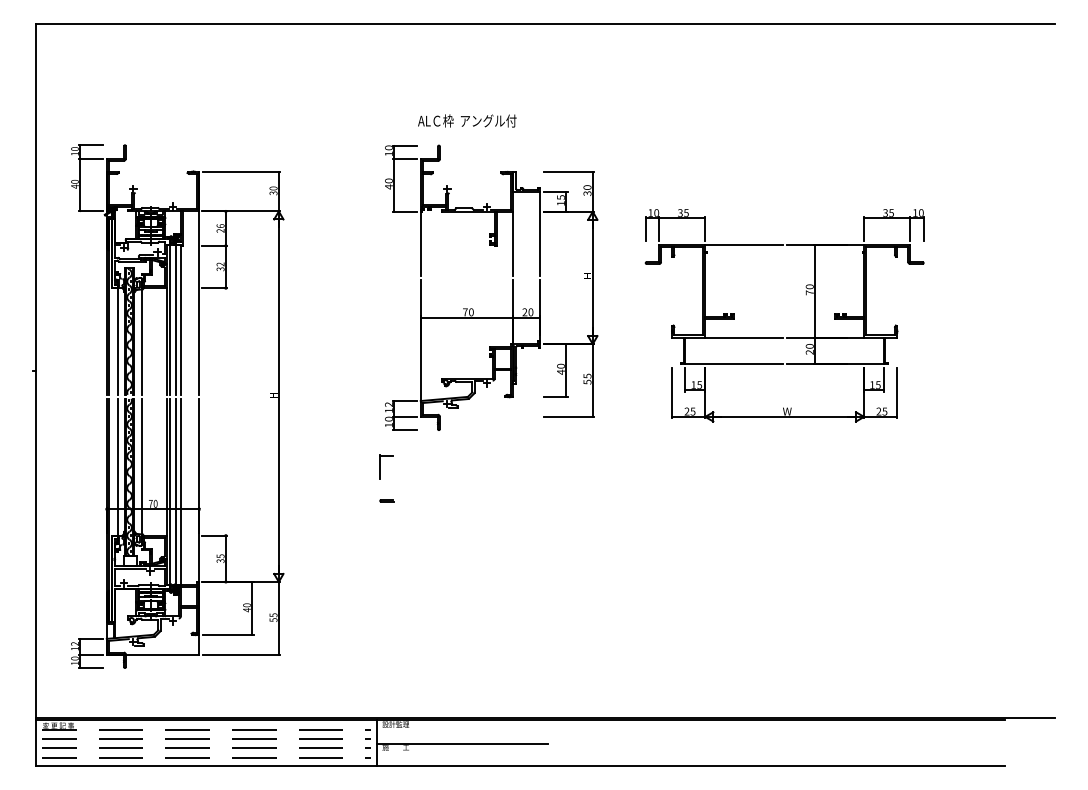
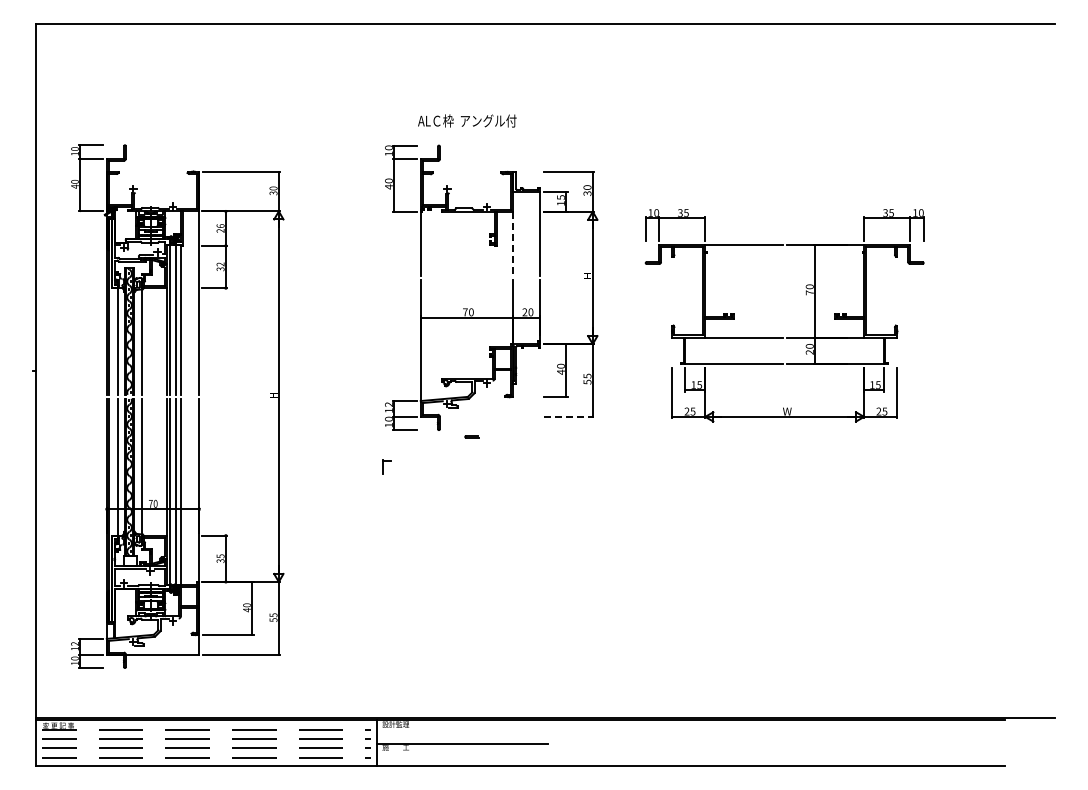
line: solid -> dashed (513, 244)
line: solid -> dashed (569, 416)
part size: 15x26 px -> 10x16 px (386, 466)
part position: (386, 500) -> (471, 436) (471, 436)
